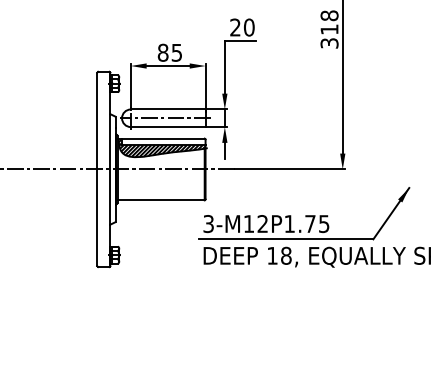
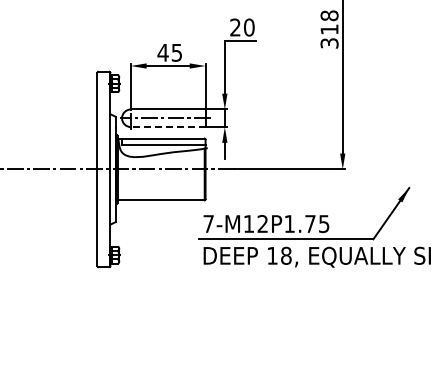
text: 85 -> 45 (162, 52)
line: solid -> dashed (167, 127)
hatch: present -> none (161, 147)
text: 3-M12P1.75 -> 7-M12P1.75 (208, 224)
